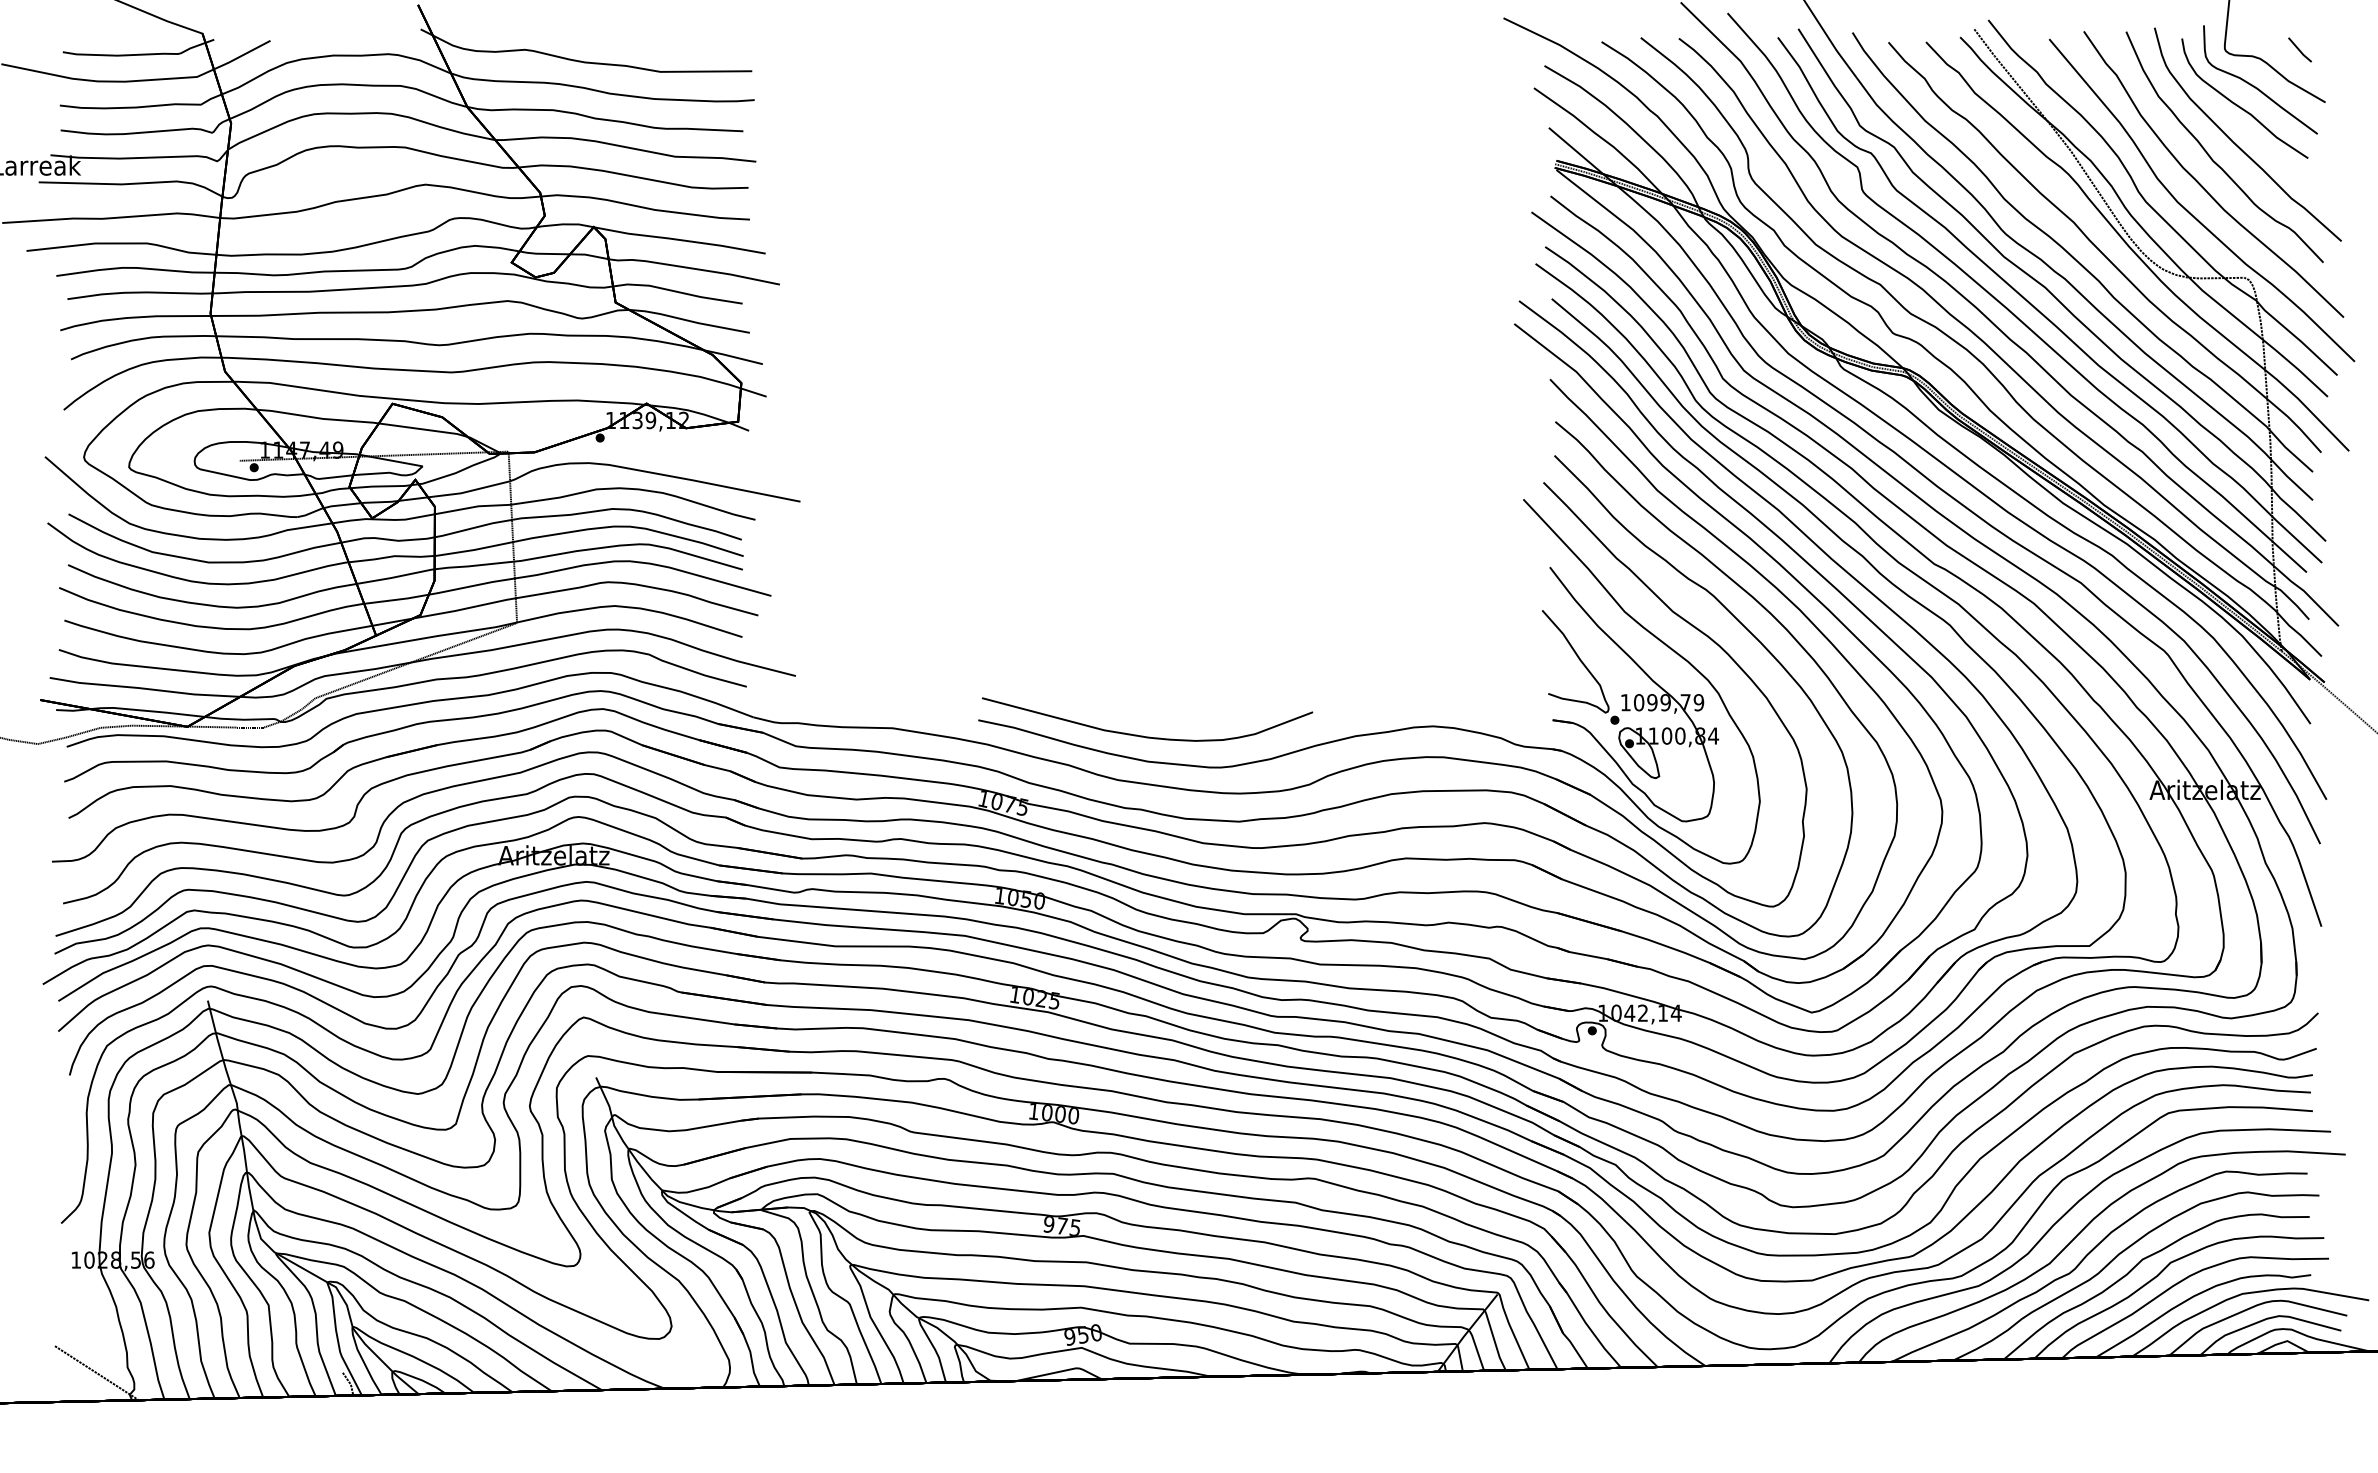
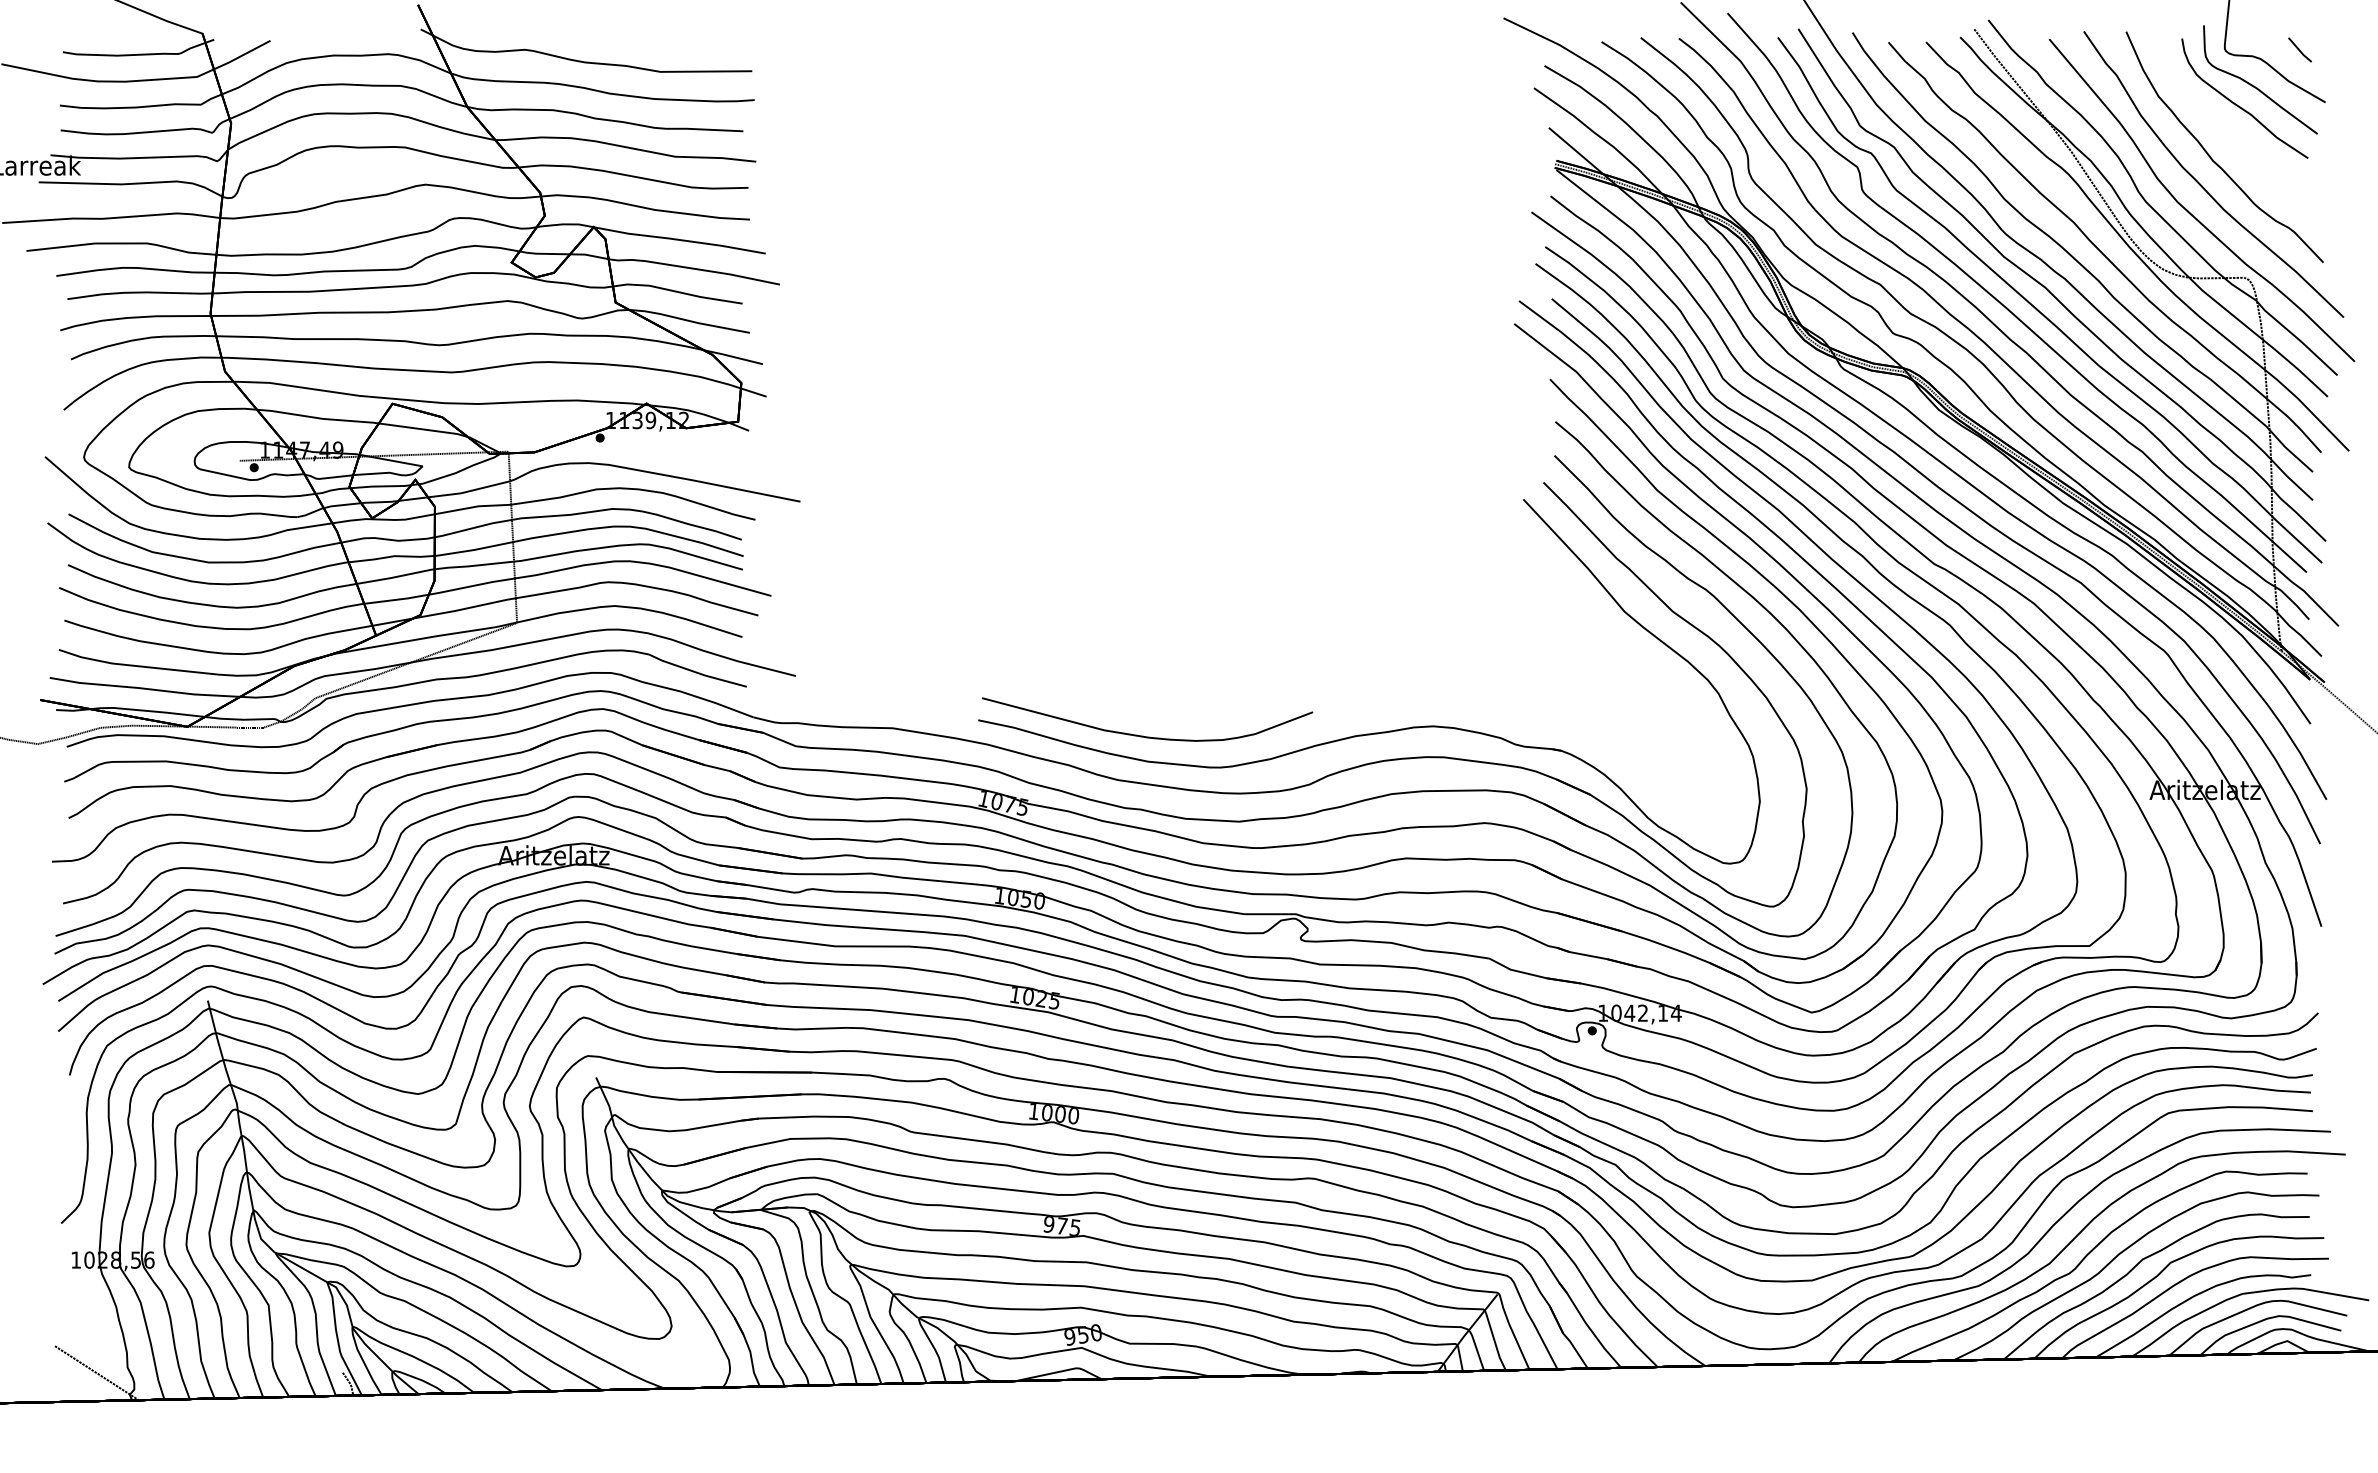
part: present -> none (2237, 144)
part: present -> none (1630, 694)
